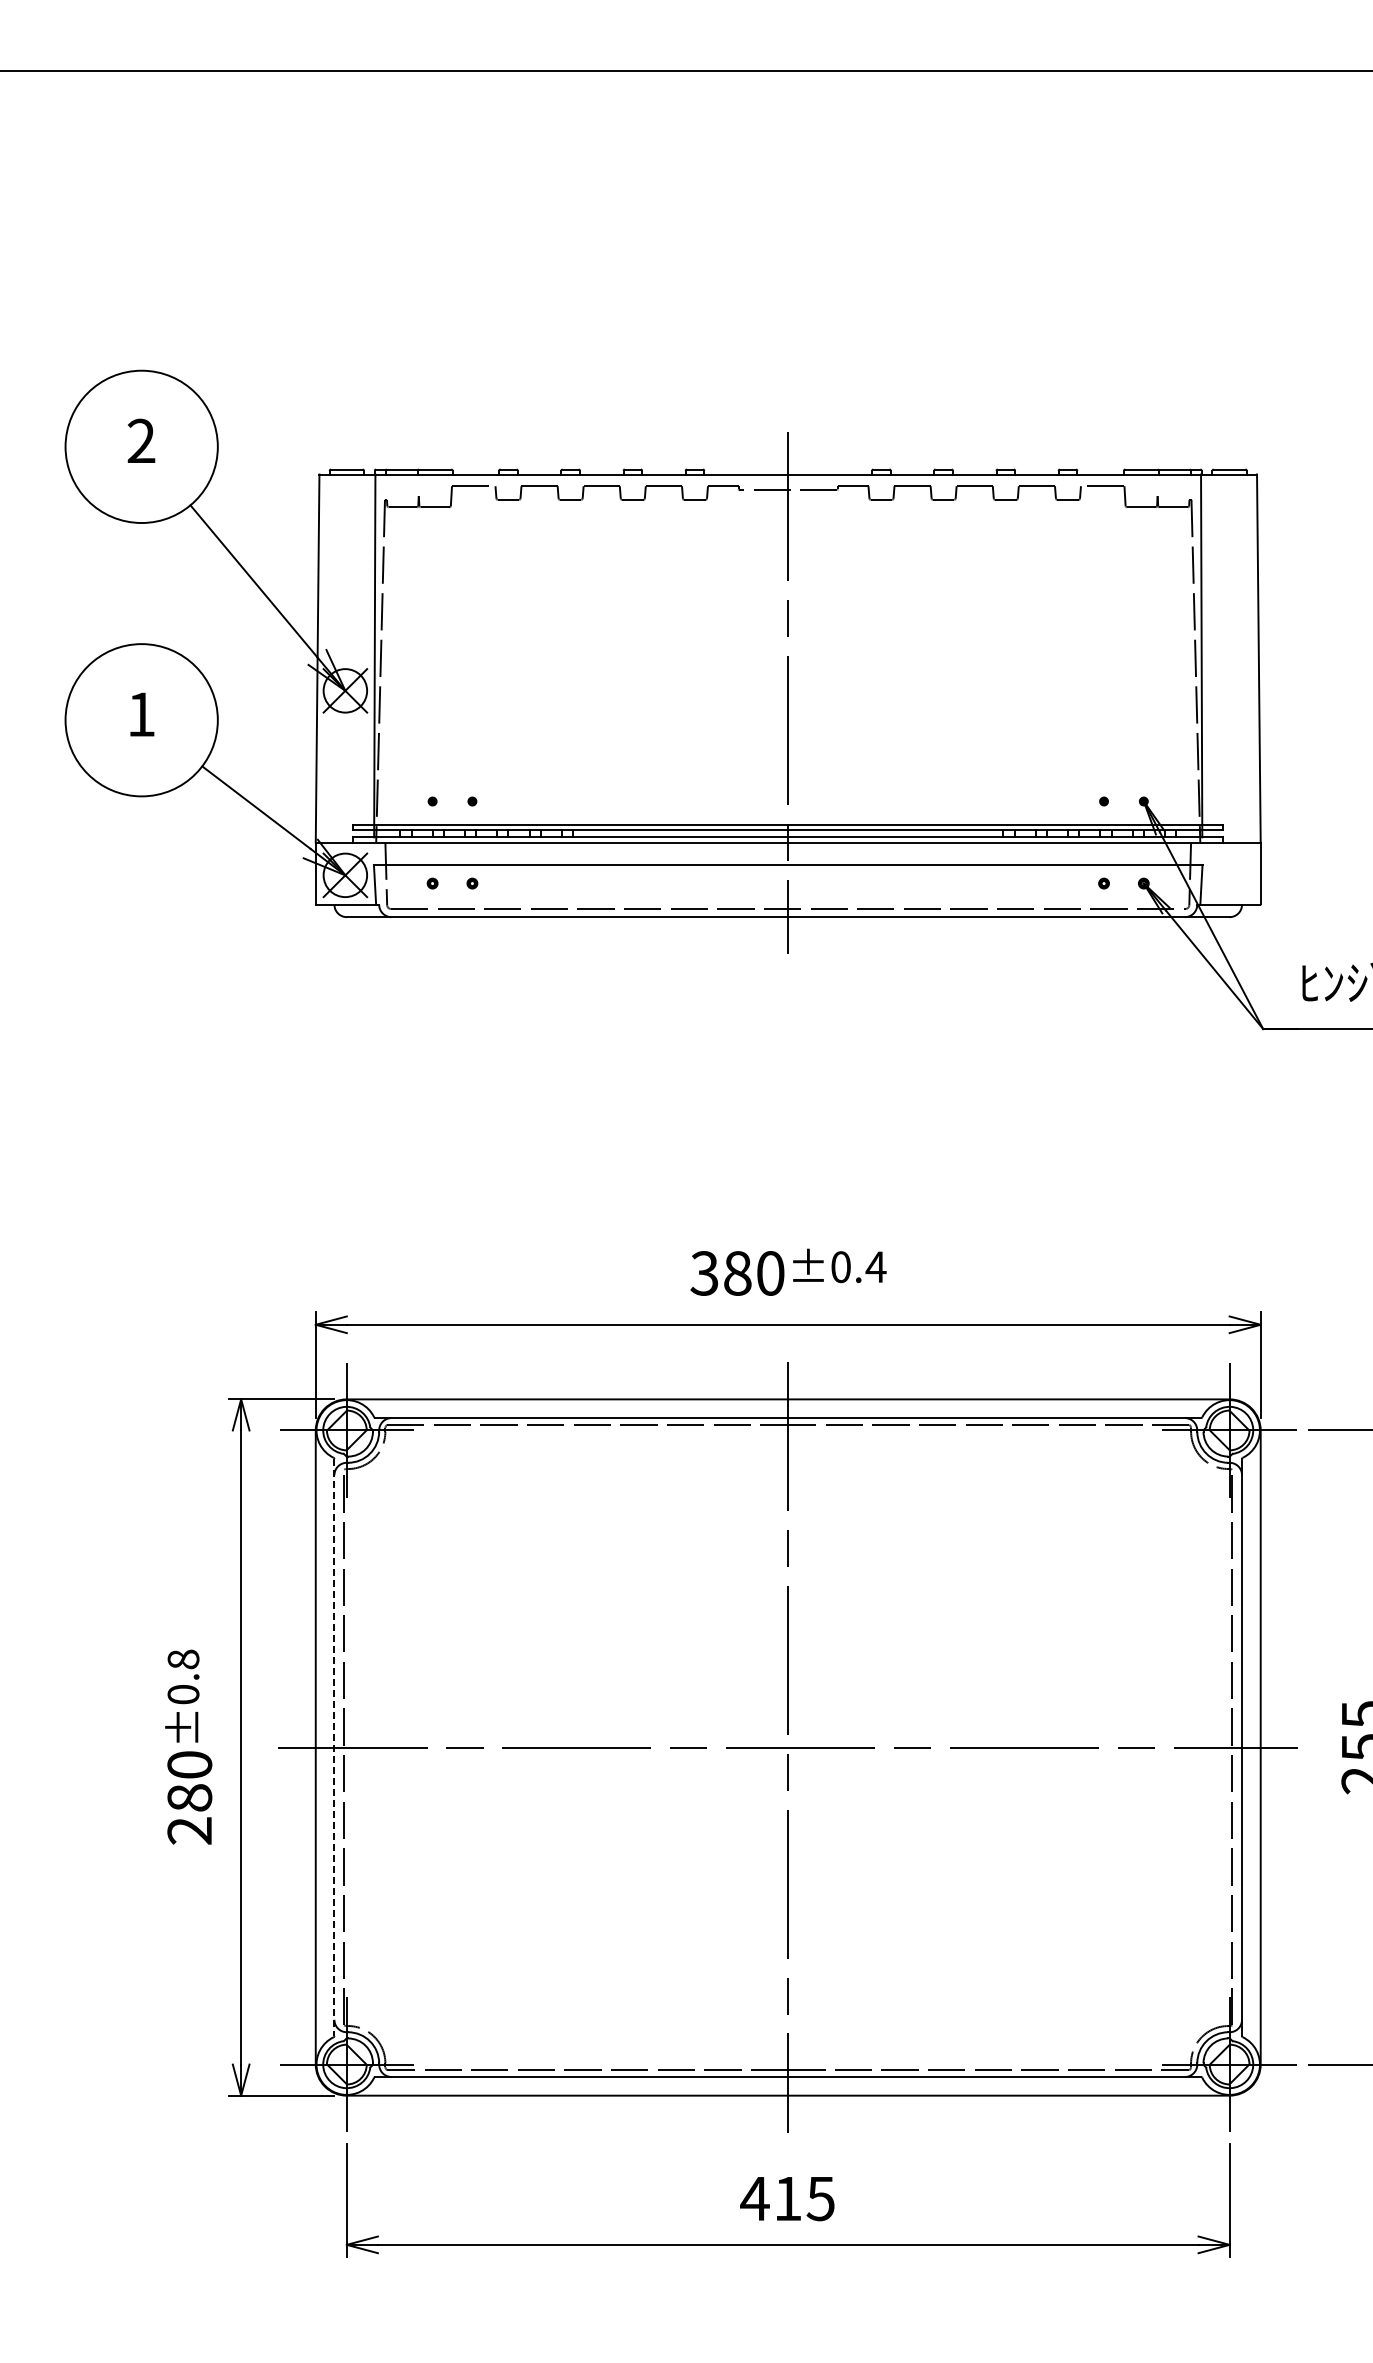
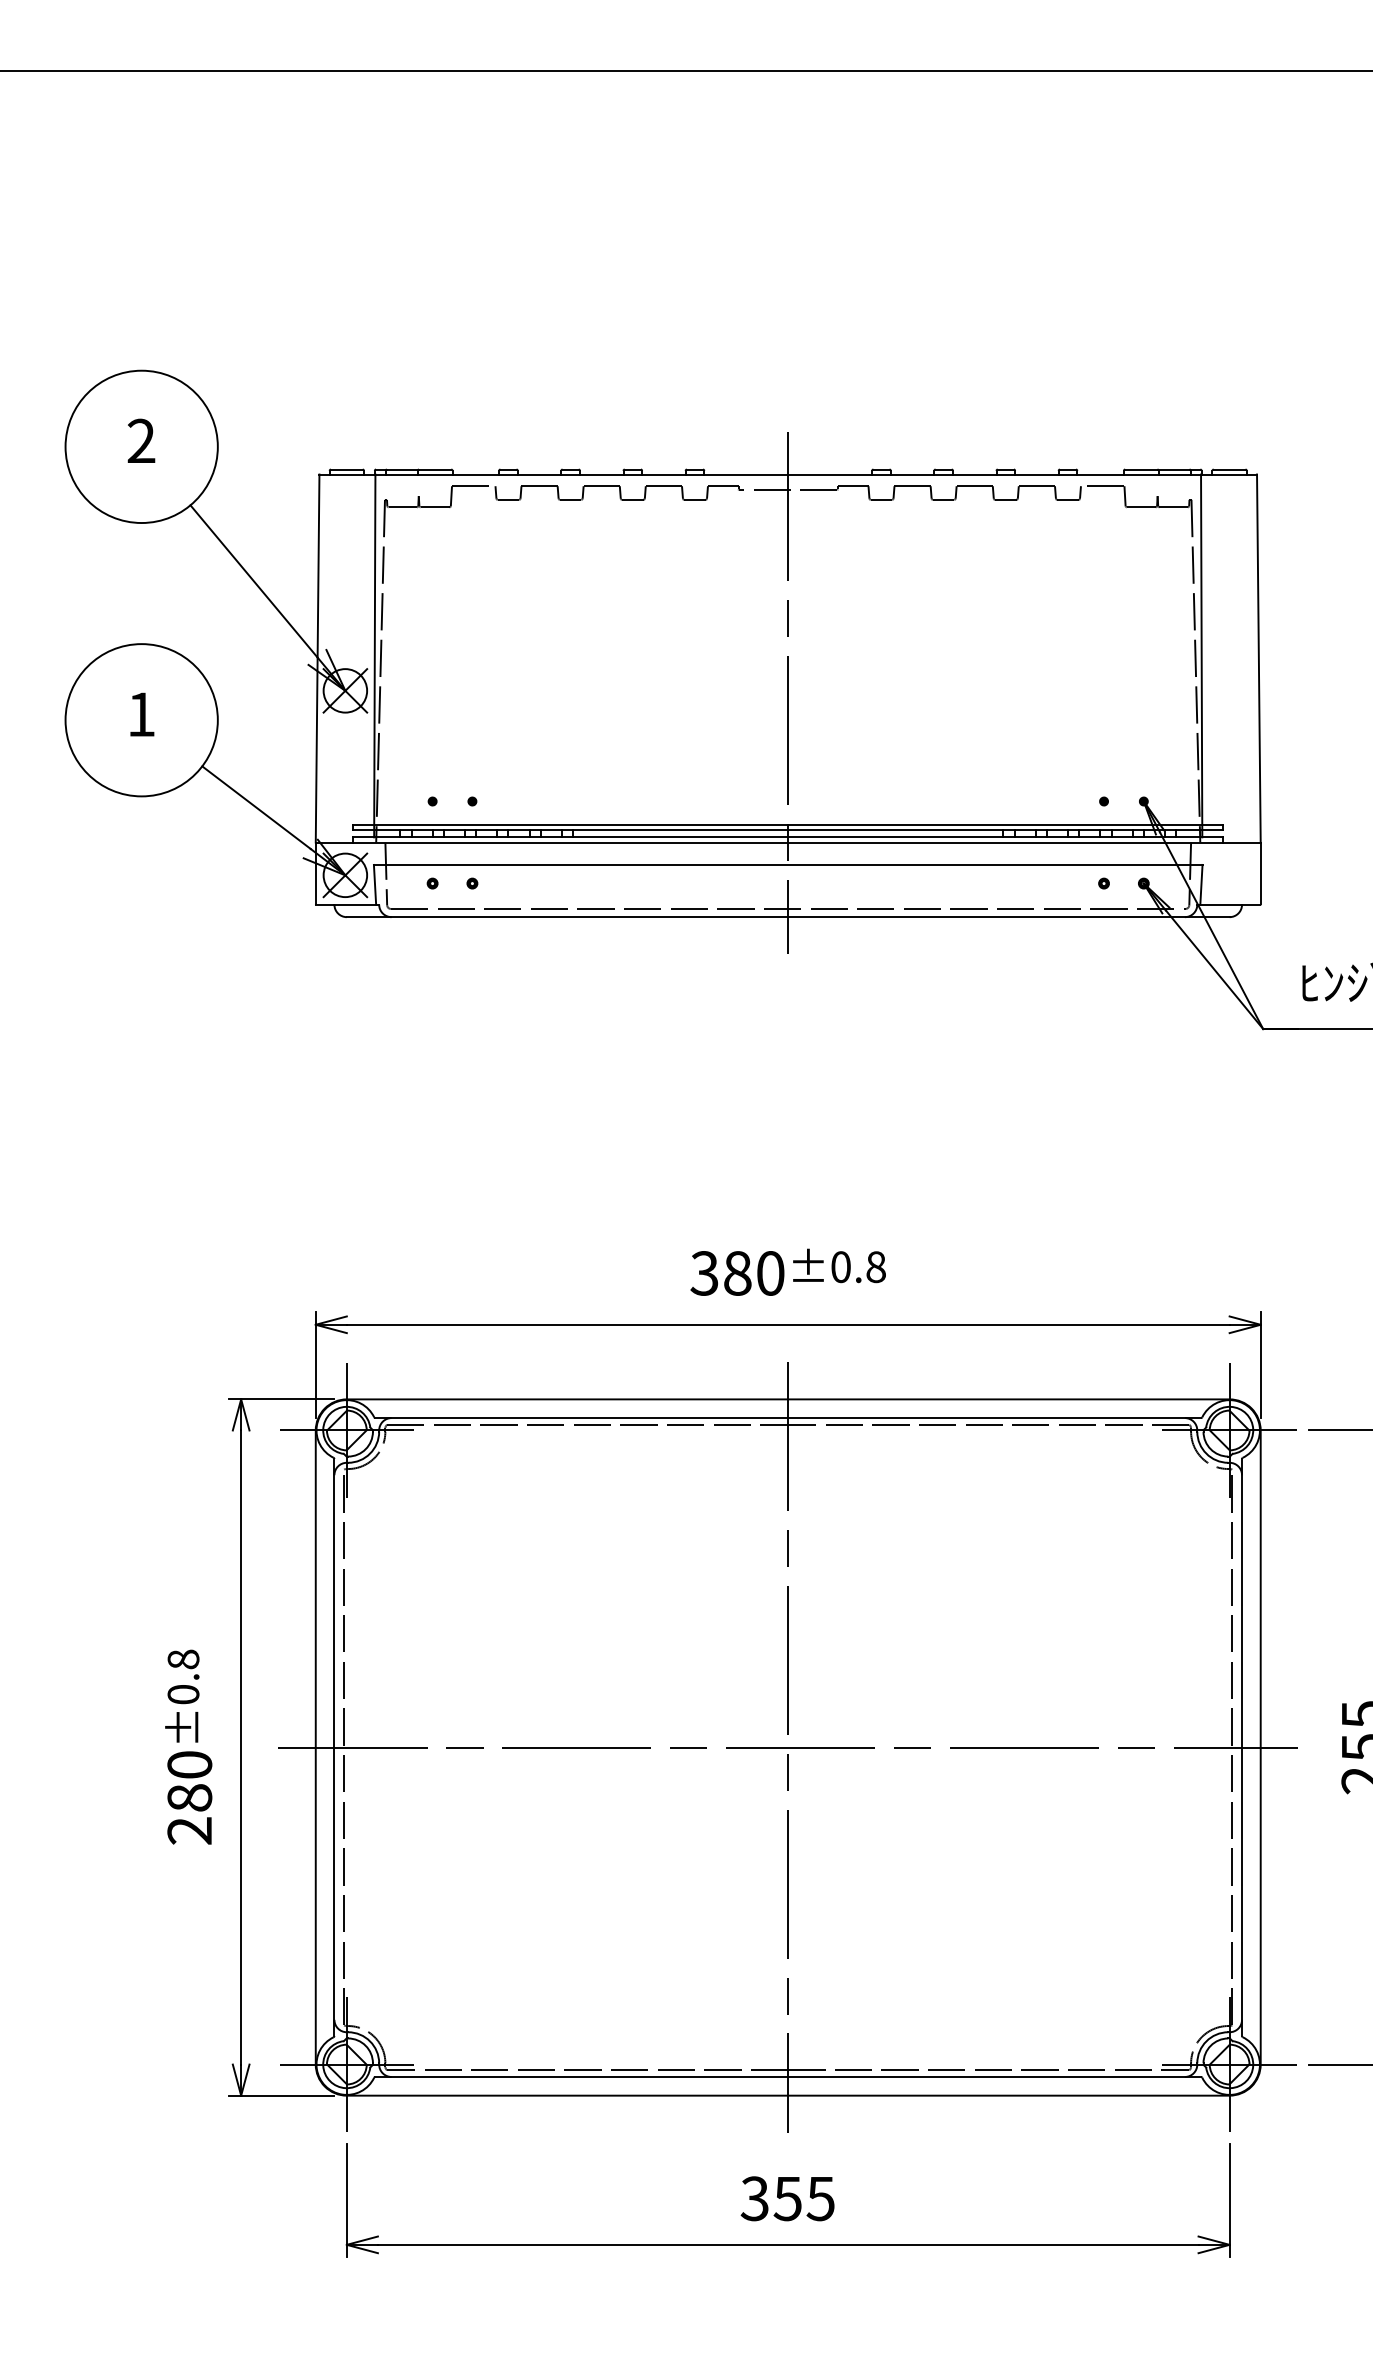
text: ±0.4 -> ±0.8 (875, 1267)
line: dashed -> solid (334, 1747)
text: 415 -> 355 (770, 2198)
